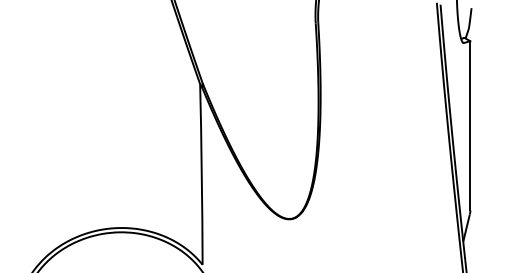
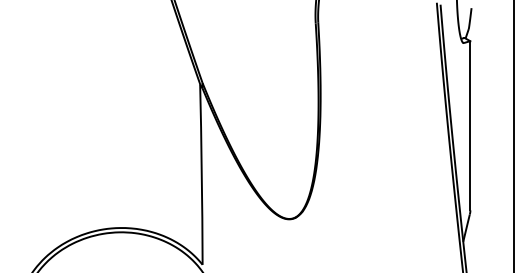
line: none -> present (514, 135)
